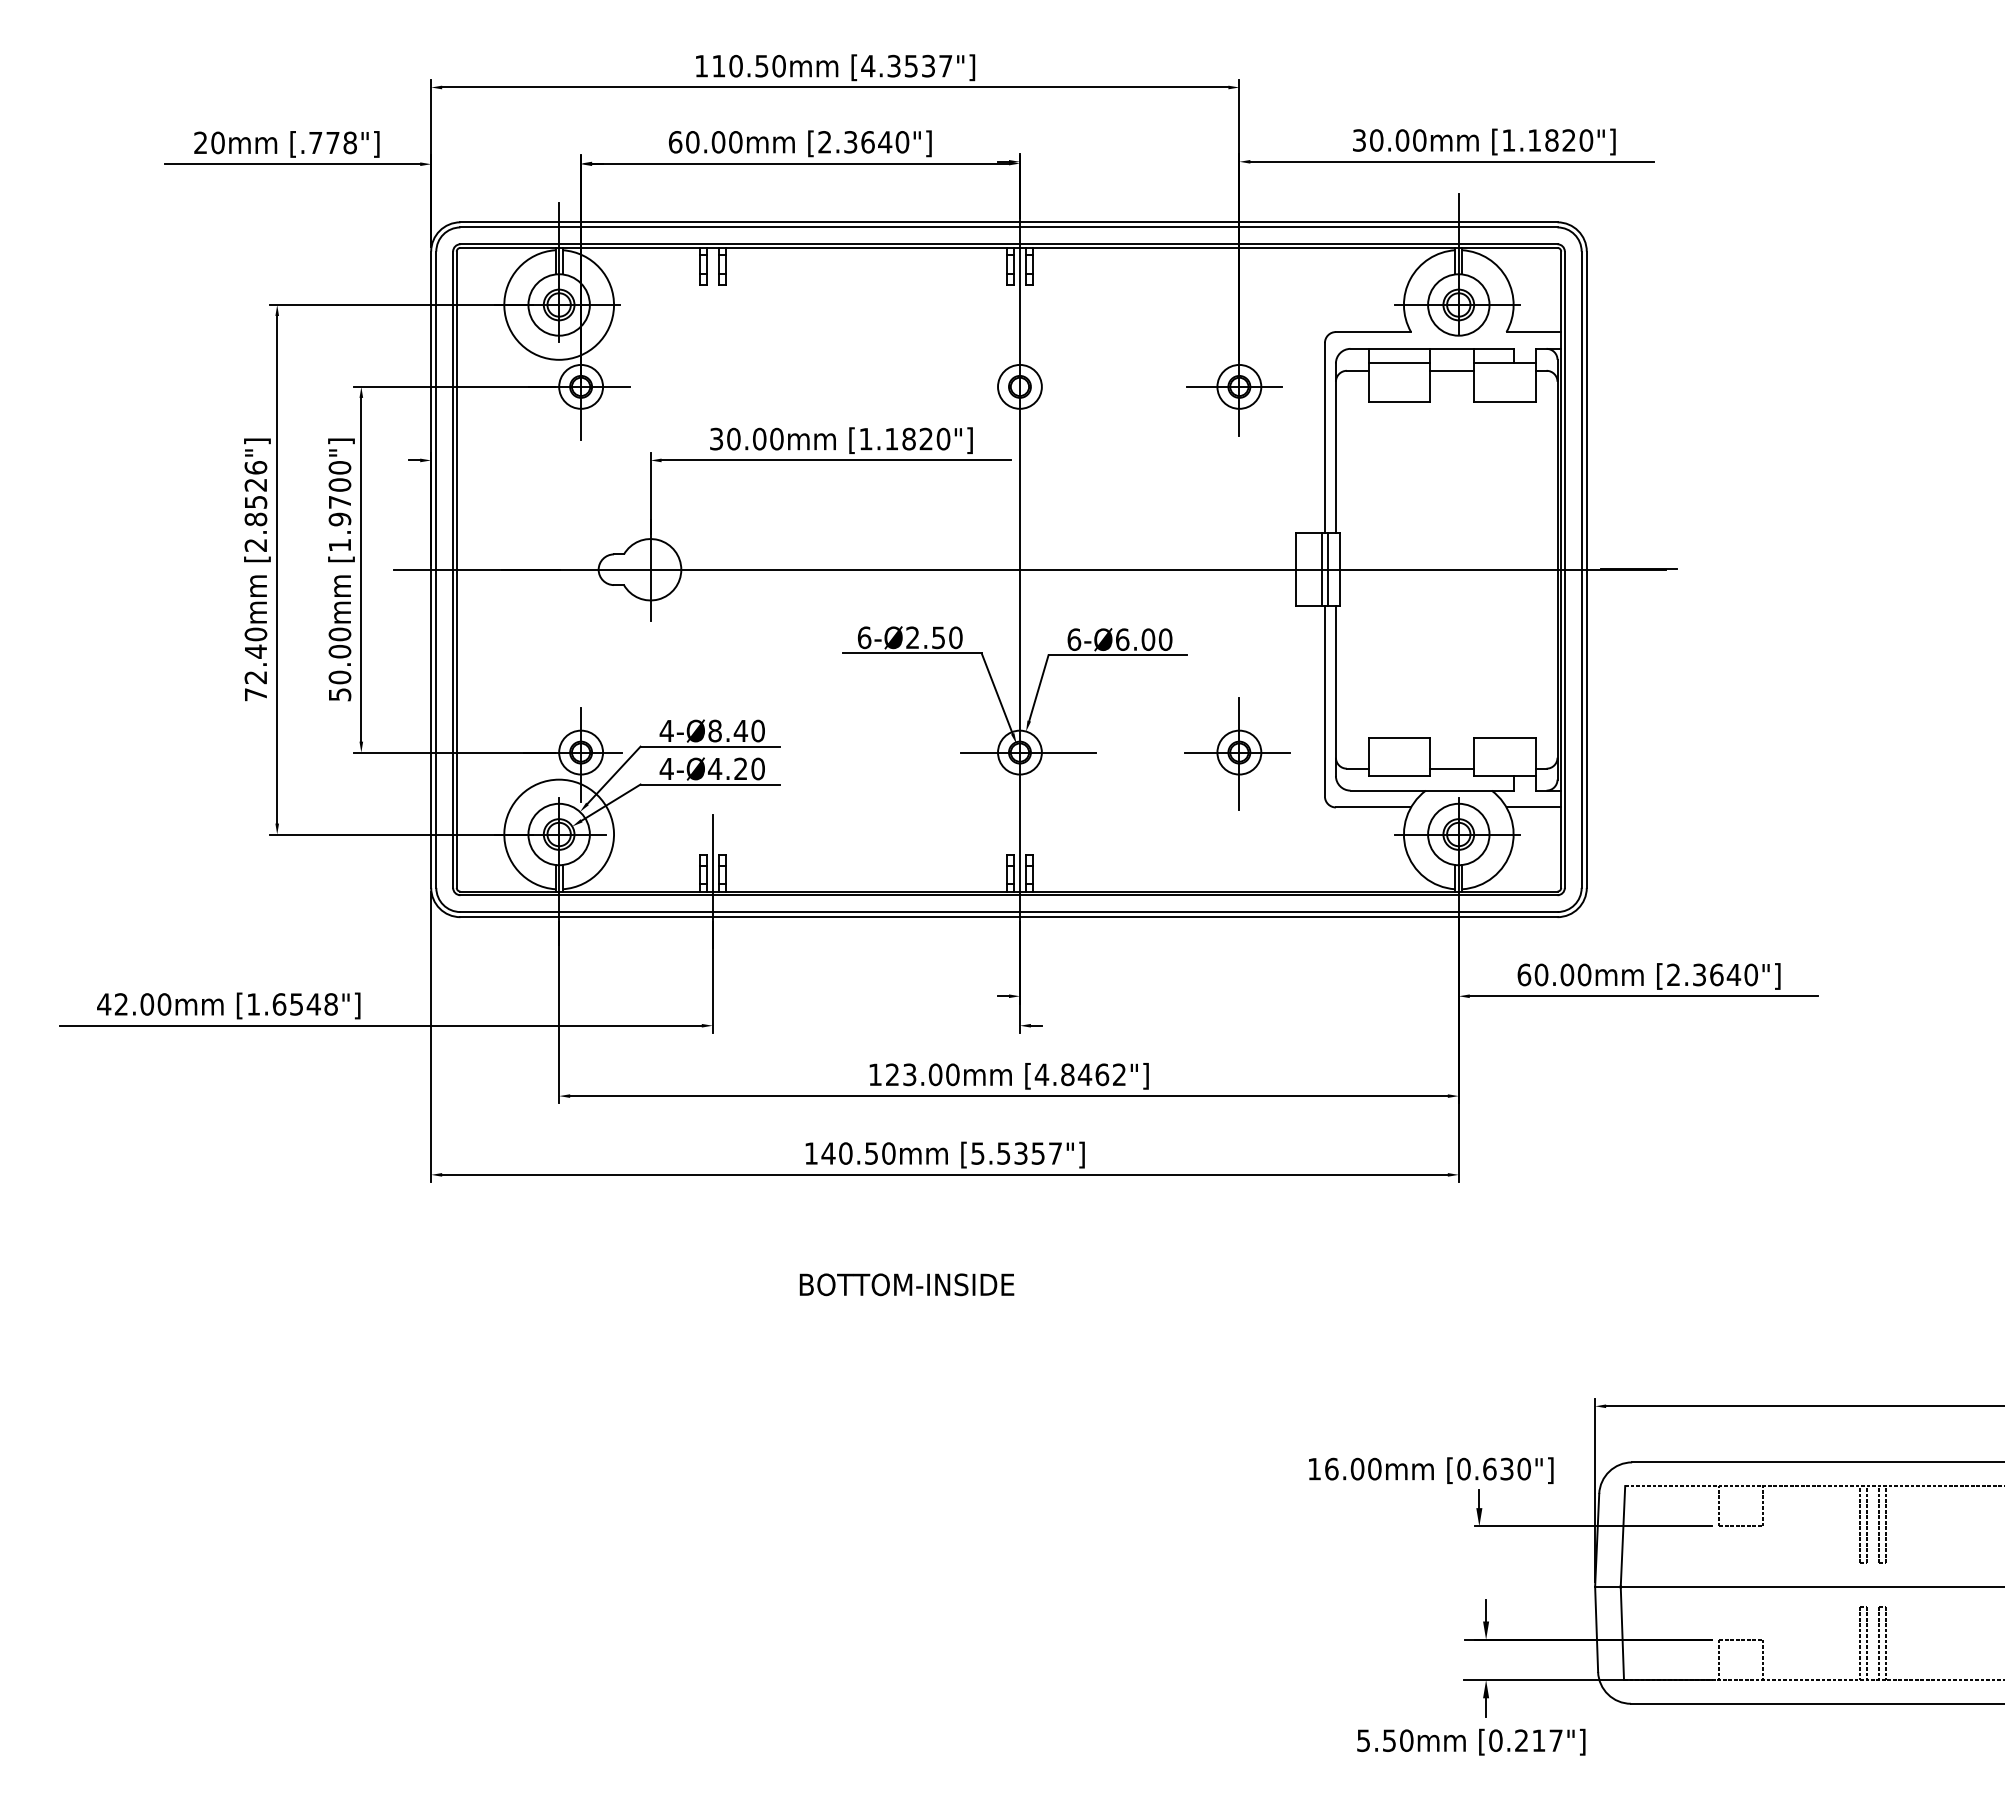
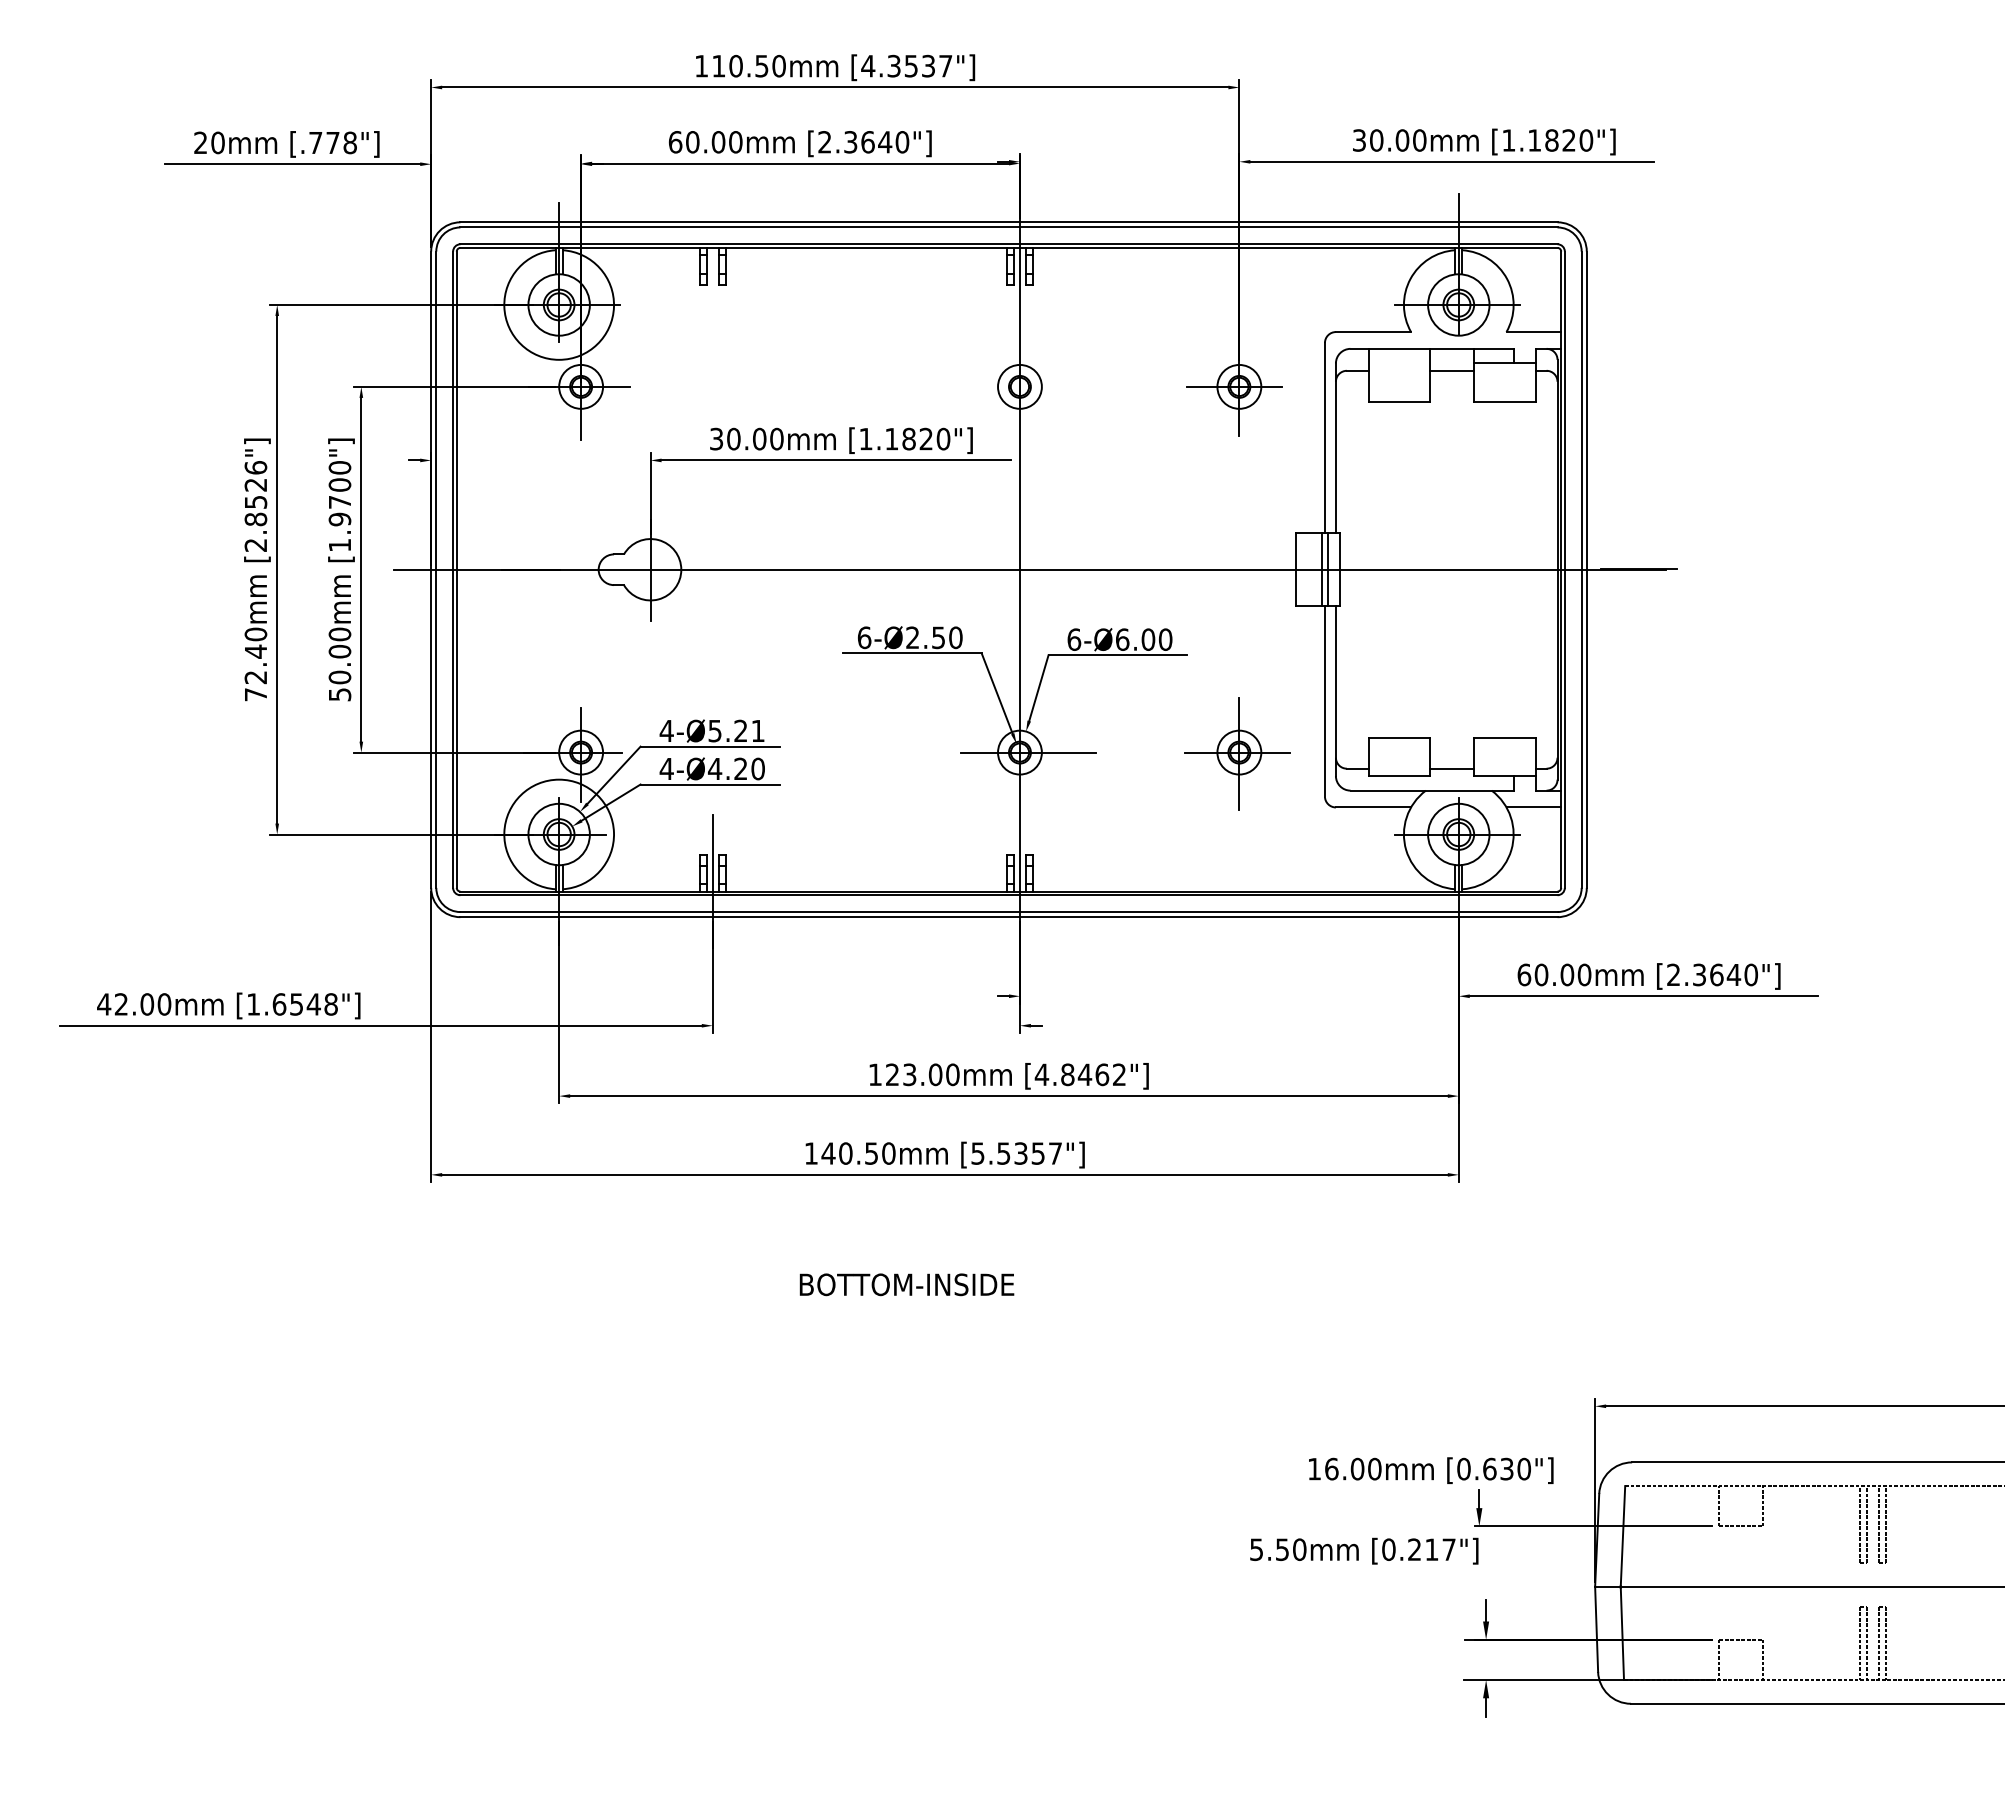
line: present -> none (1399, 363)
text: 4-Ø8.40 -> 4-Ø5.21 (736, 730)
text position: (1471, 1741) -> (1364, 1550) (1364, 1550)
